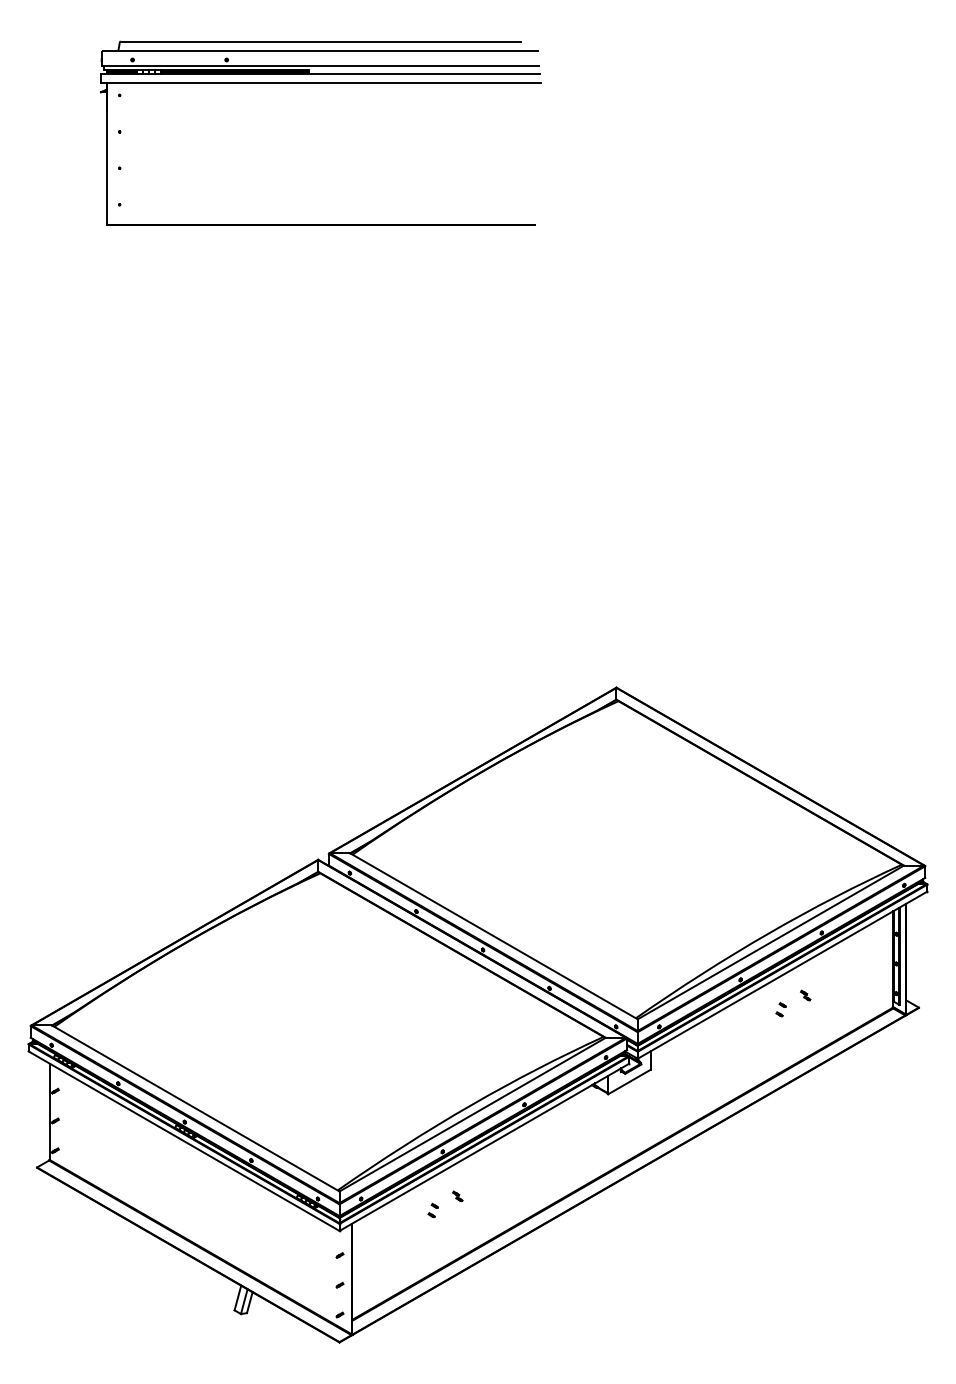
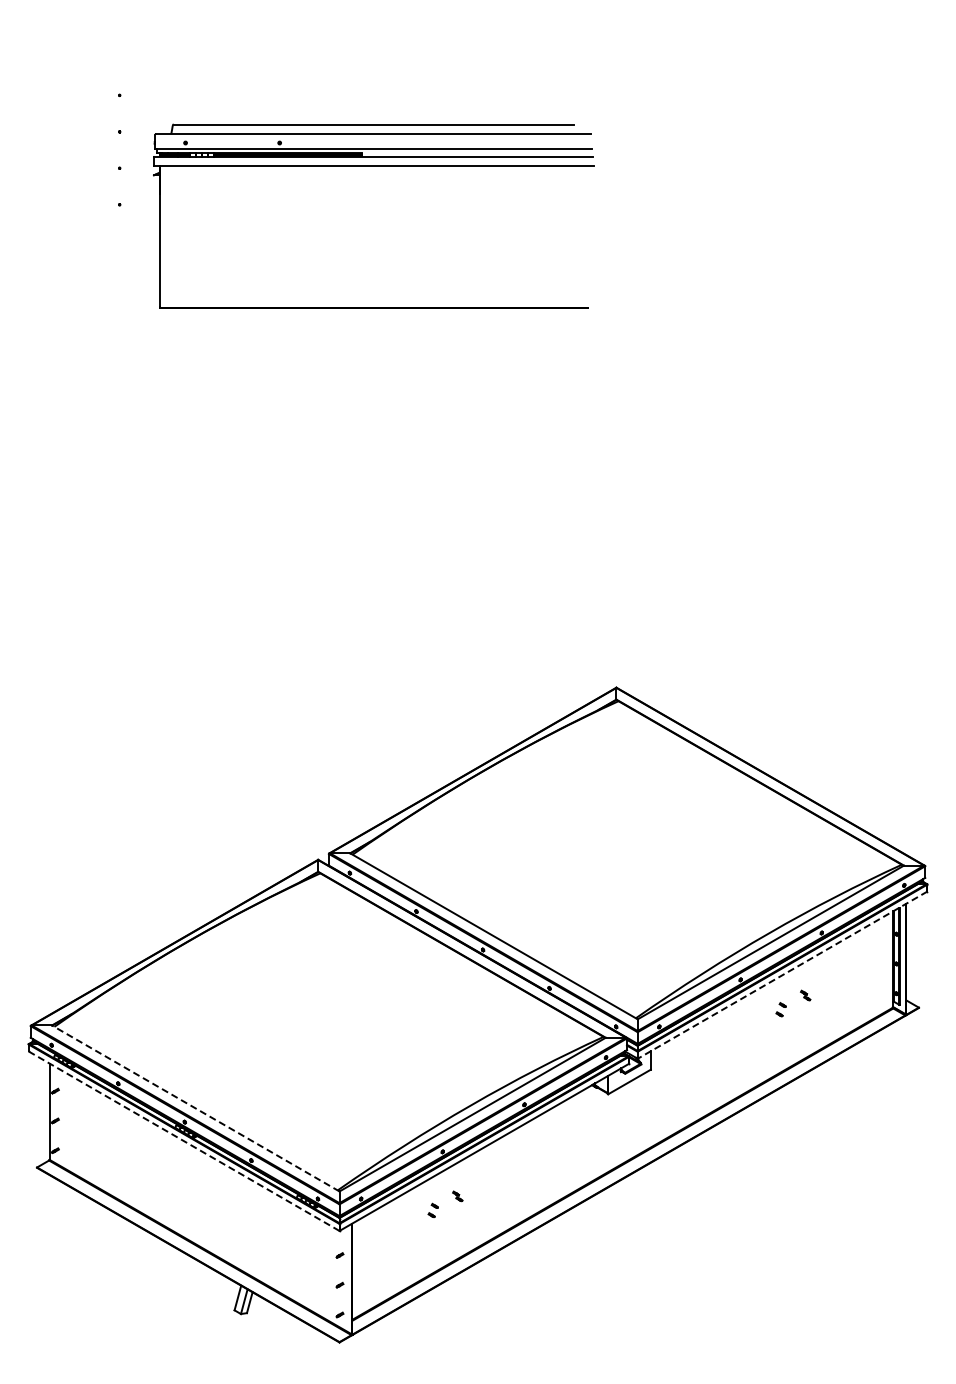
part position: (320, 83) -> (373, 166) (373, 166)
line: solid -> dashed (782, 975)
line: solid -> dashed (195, 1108)
line: solid -> dashed (184, 1141)
